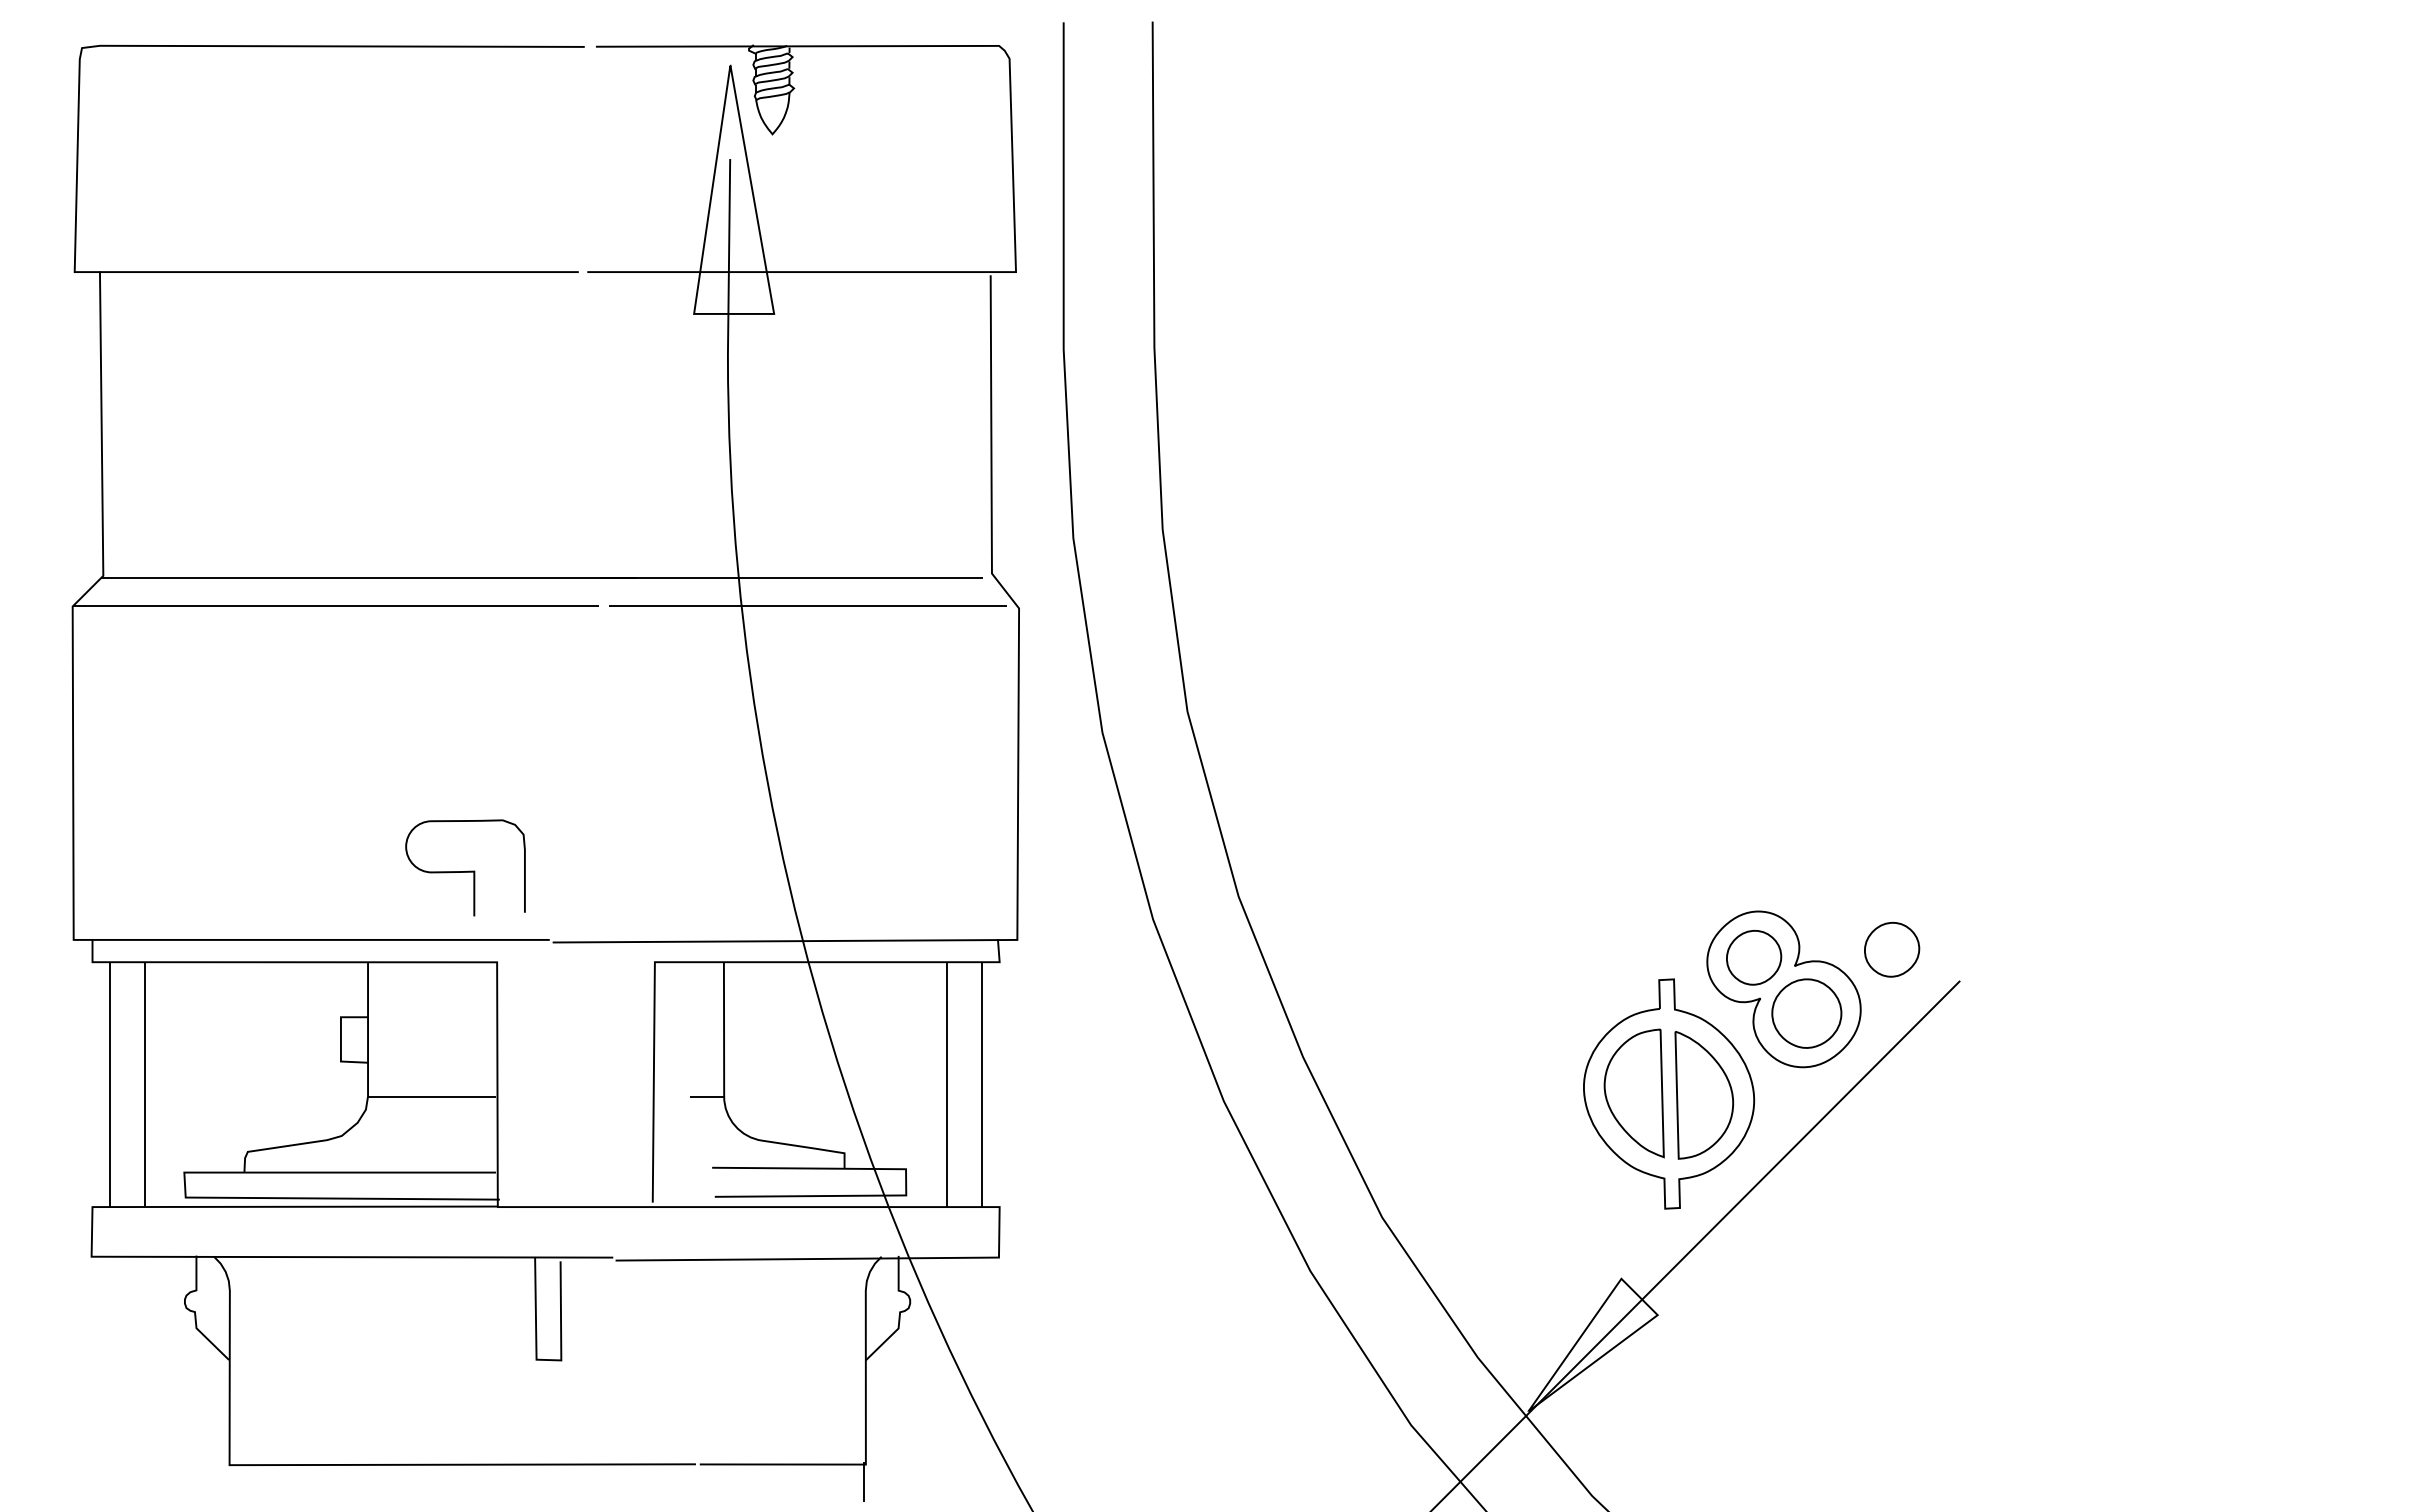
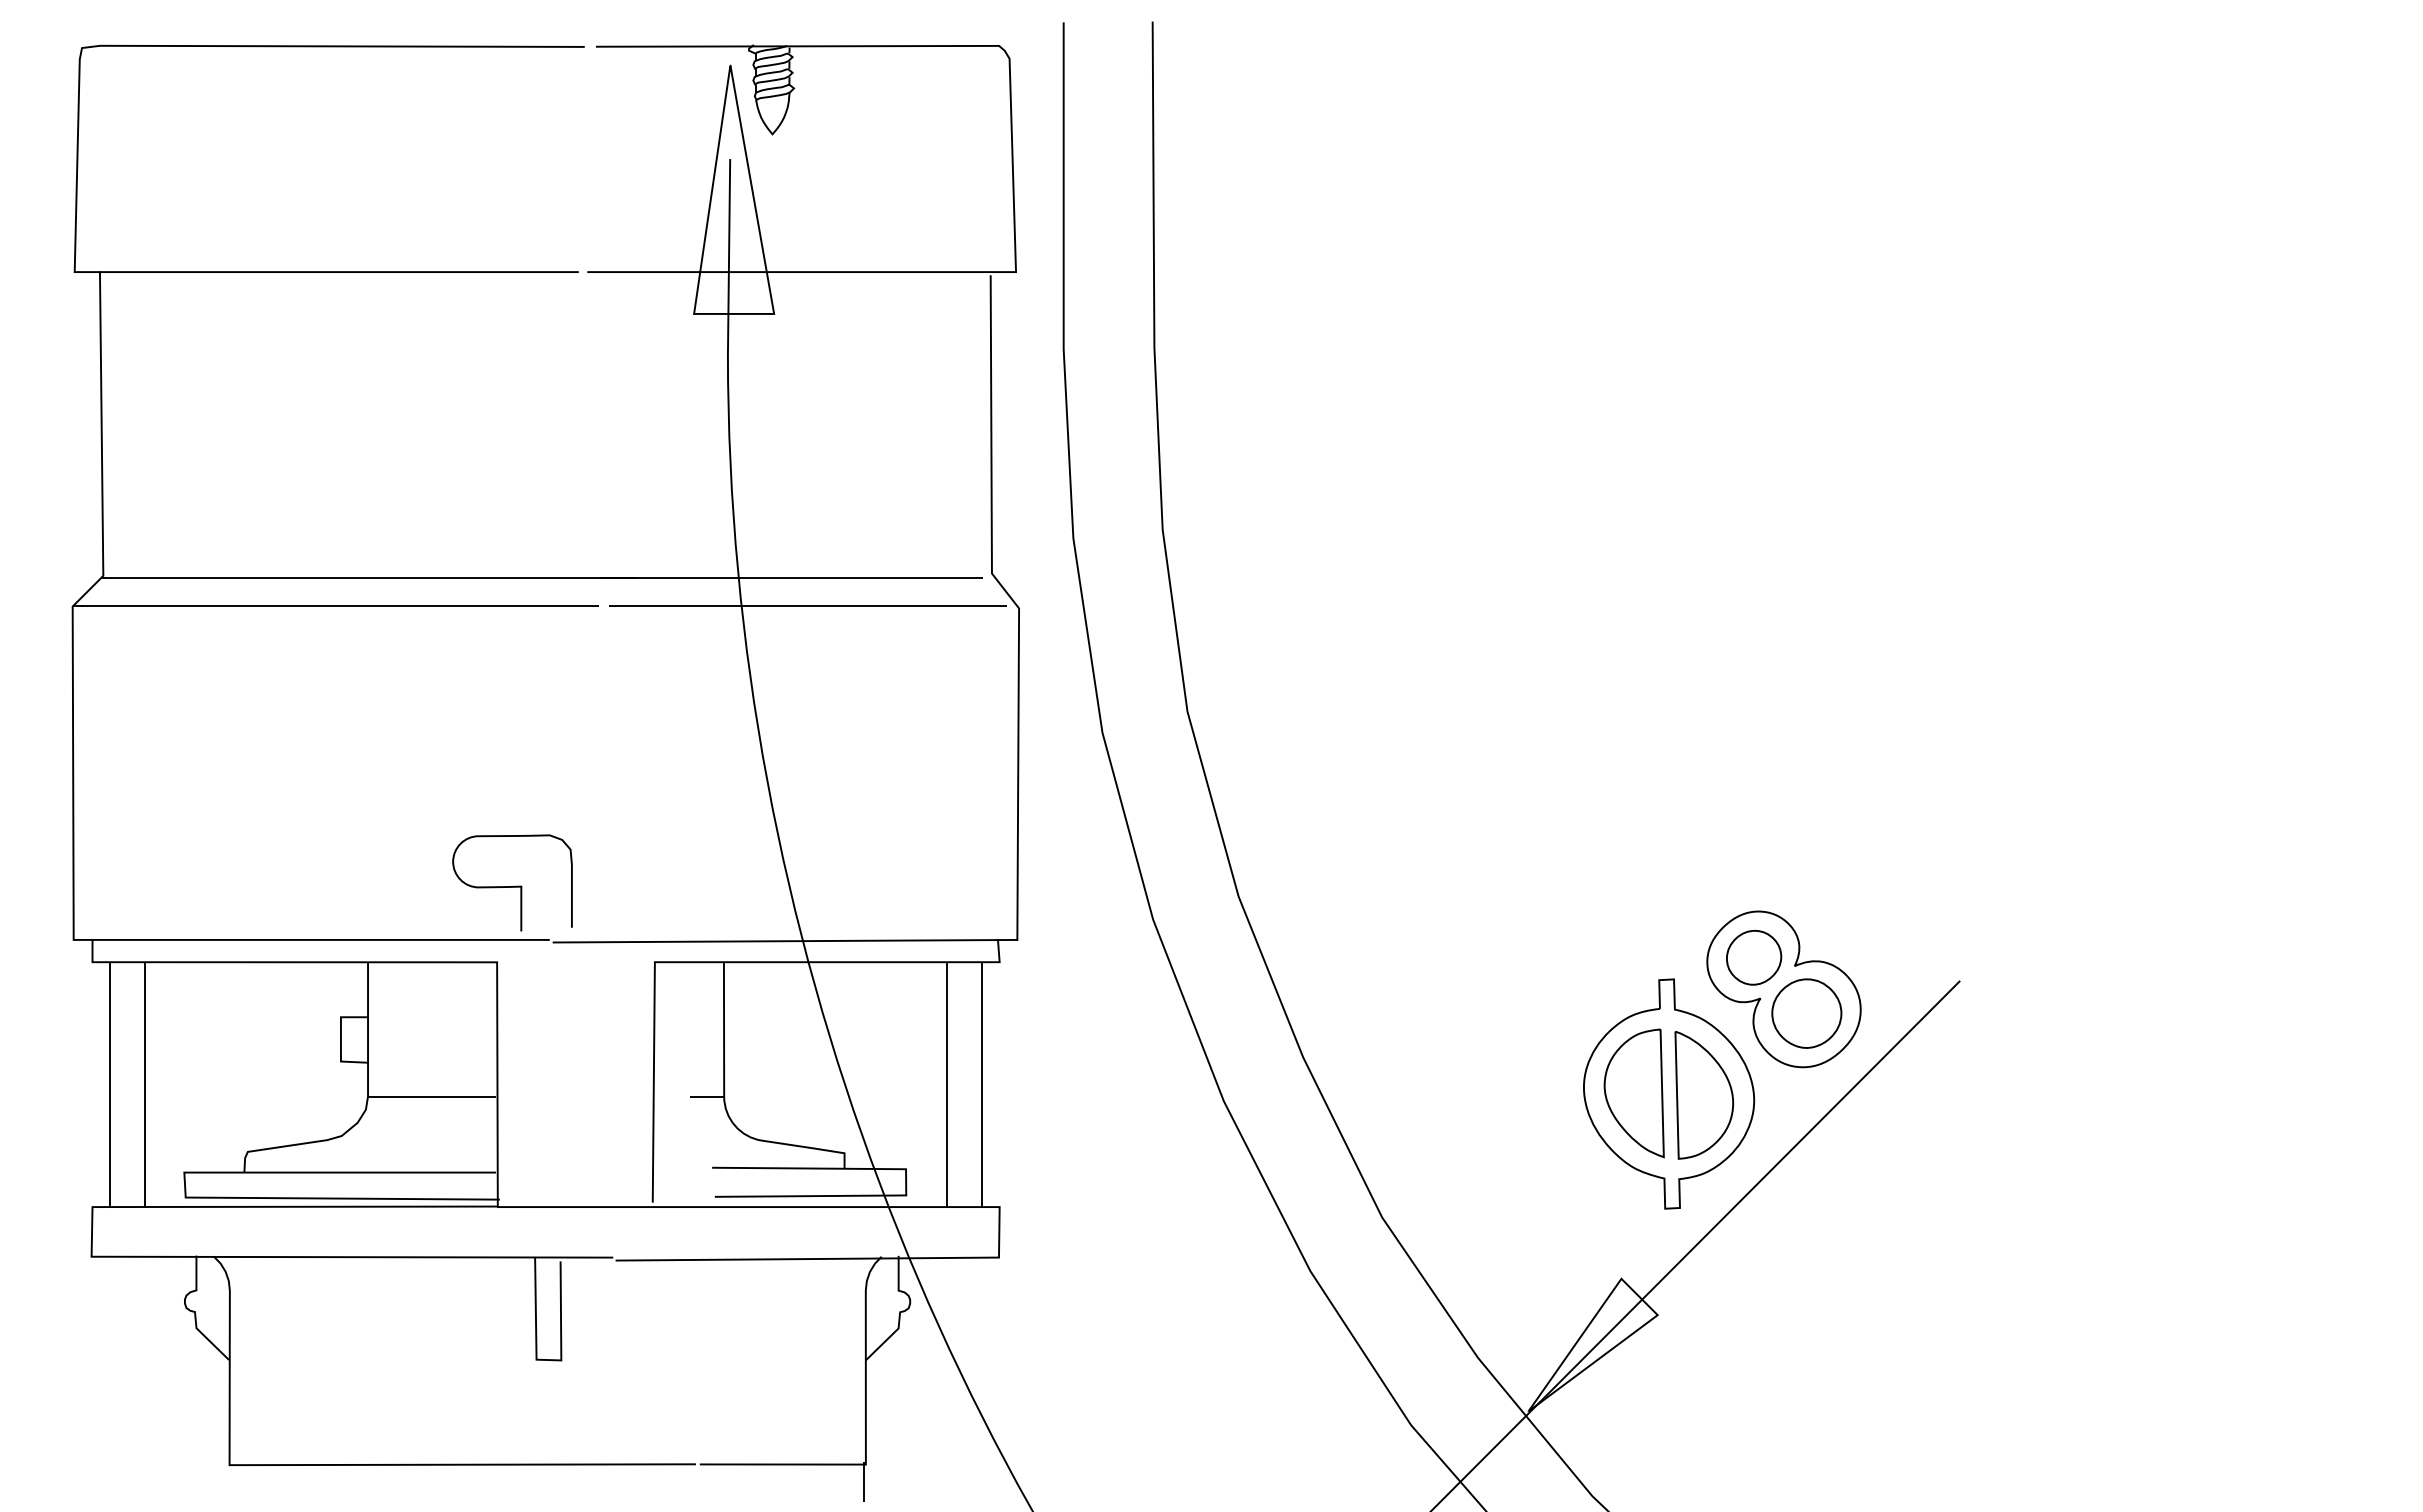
curve position: (467, 870) -> (514, 885) (514, 885)
part: present -> none (1892, 949)
